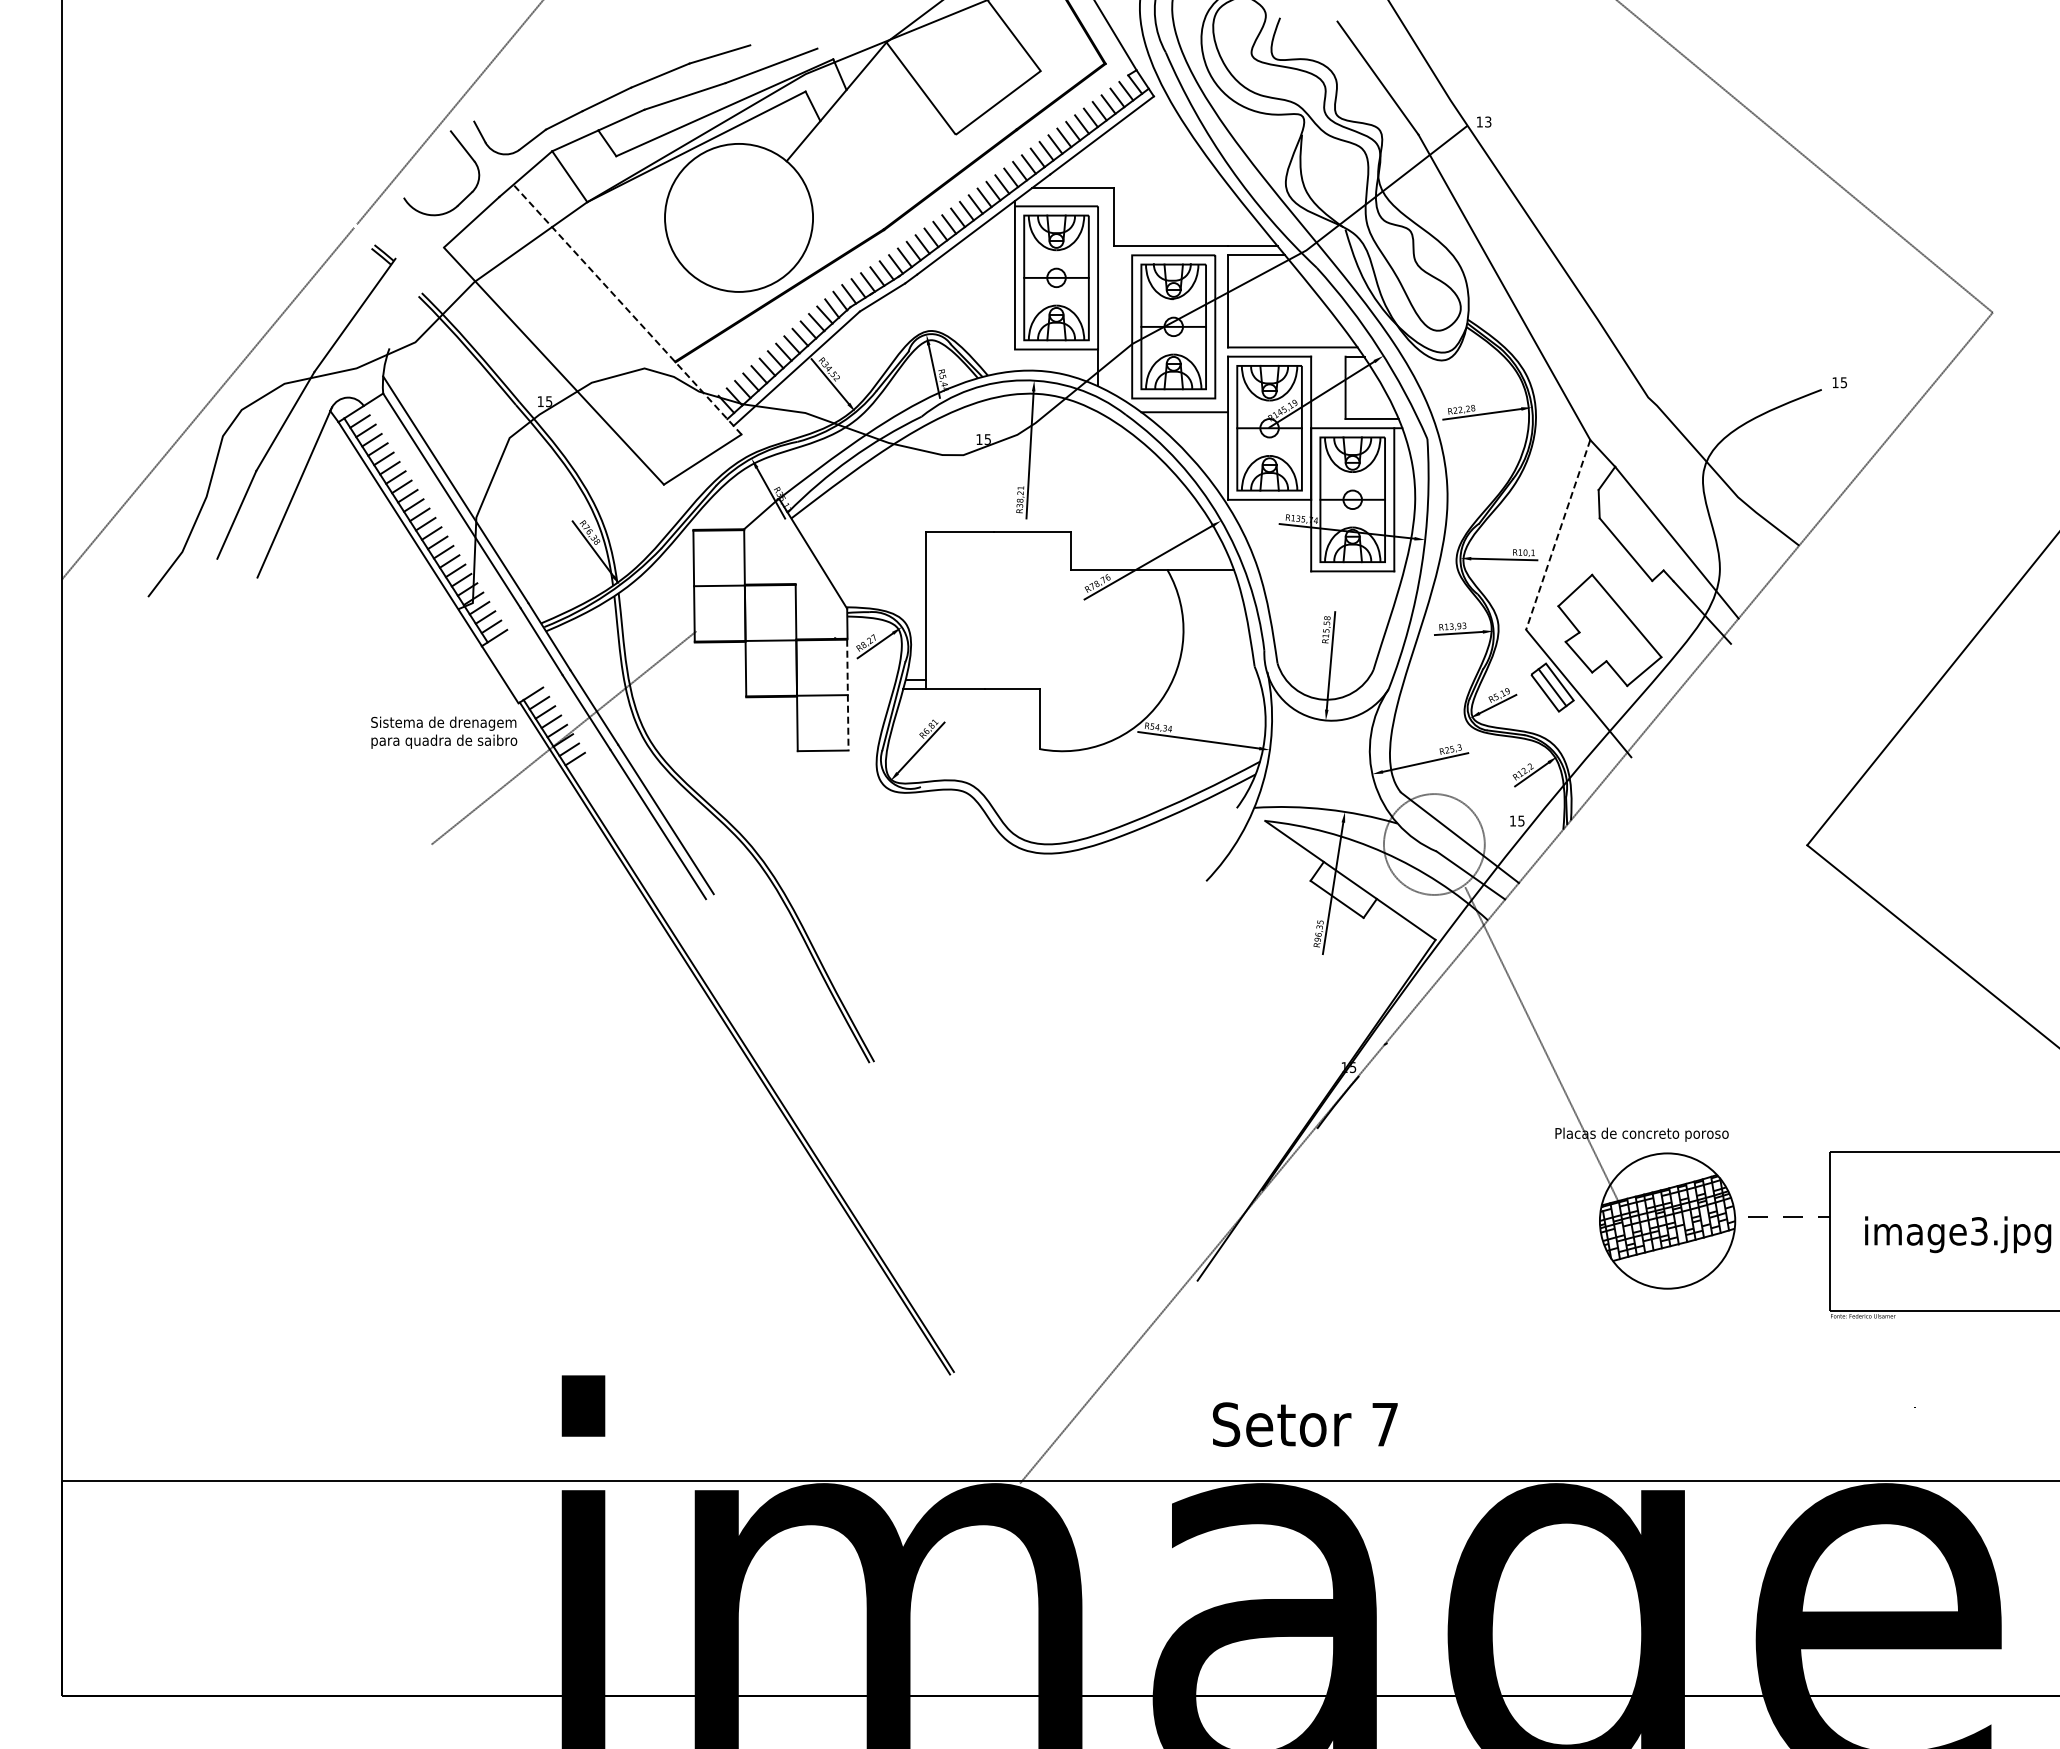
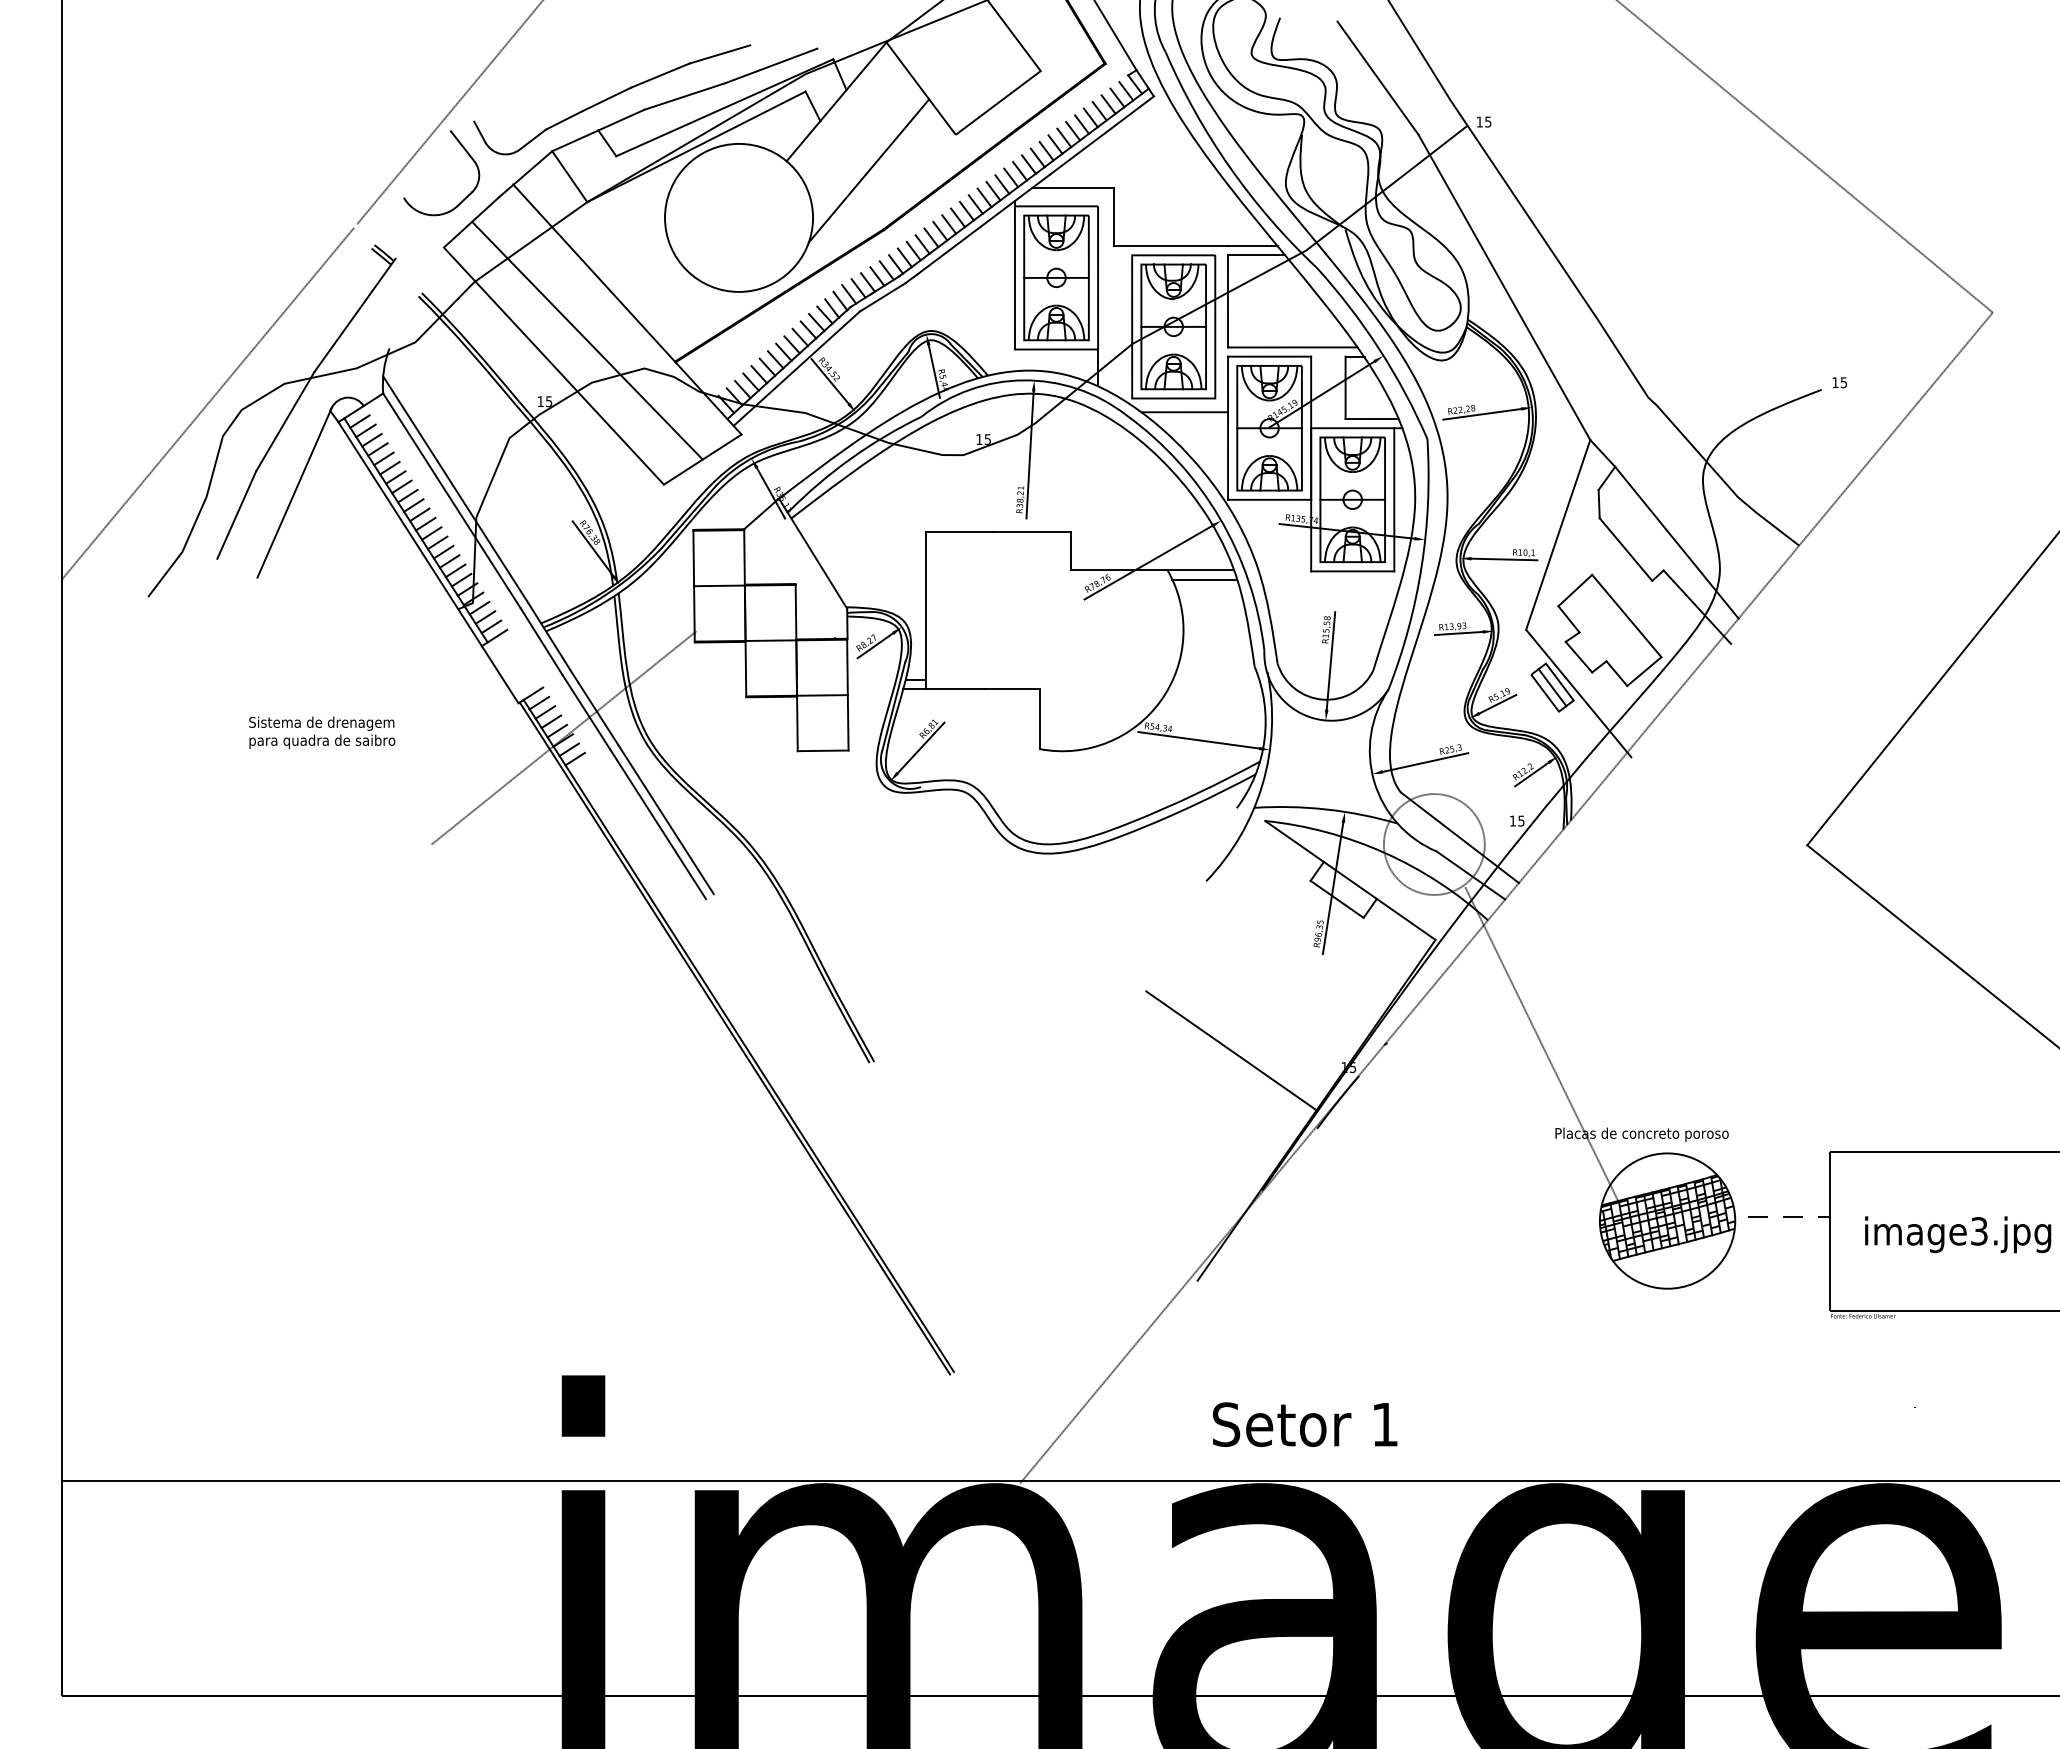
text: 13 -> 15 (1488, 121)
line: none -> present (868, 170)
line: dashed -> solid (627, 309)
line: none -> present (587, 340)
line: dashed -> solid (1558, 535)
line: none -> present (1204, 579)
line: dashed -> solid (847, 695)
text position: (444, 732) -> (322, 732) (322, 732)
line: none -> present (1231, 1050)
text: 7 -> 1 (1384, 1424)
